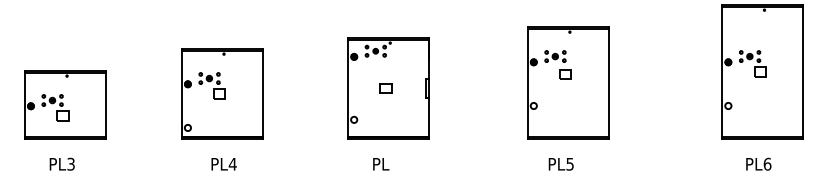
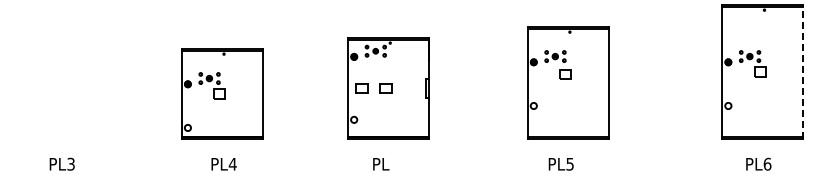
line: solid -> dashed (803, 71)
part: none -> present (361, 88)
part: present -> none (65, 104)
